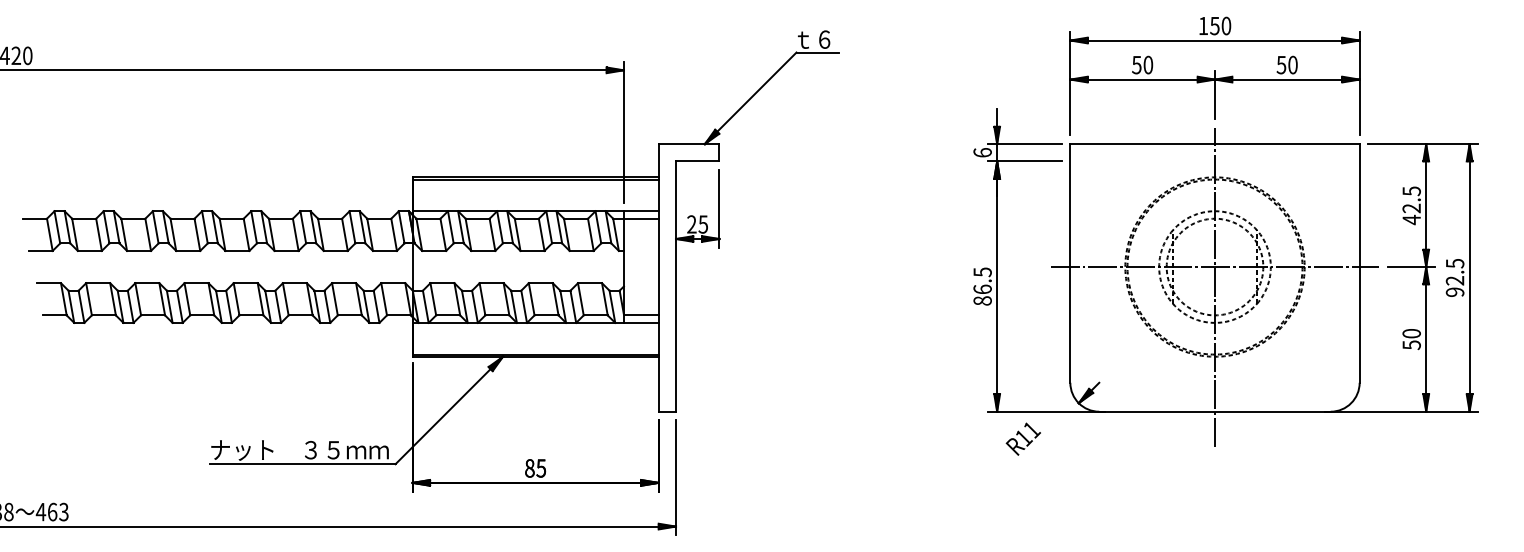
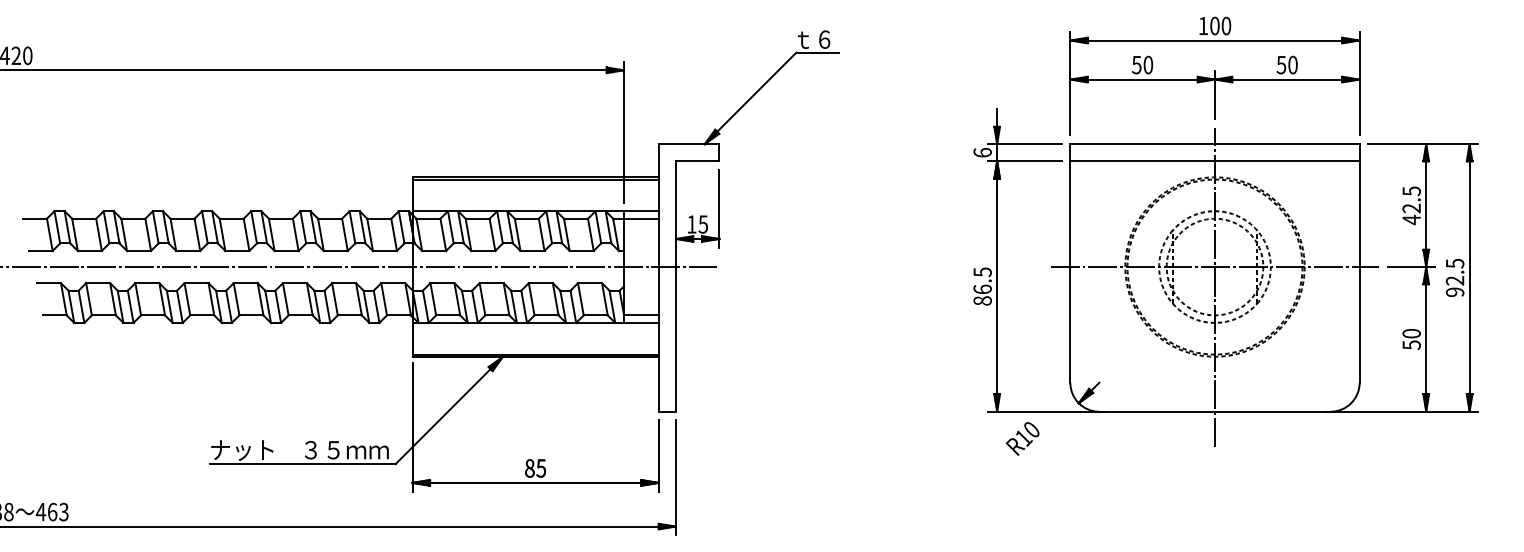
text: 150 -> 100 (1214, 25)
line: none -> present (1214, 161)
text: 25 -> 15 (691, 224)
line: none -> present (359, 267)
text: R11 -> R10 (1032, 430)
